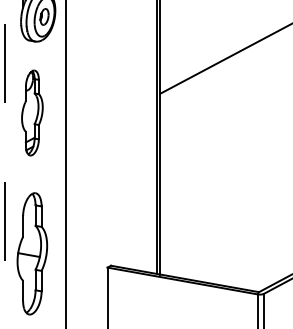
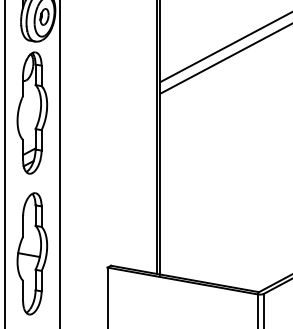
line: none -> present (224, 47)
part size: 23x88 px -> 33x124 px (32, 112)
line position: (66, 163) -> (60, 163) (60, 163)
line: dashed -> solid (4, 164)
